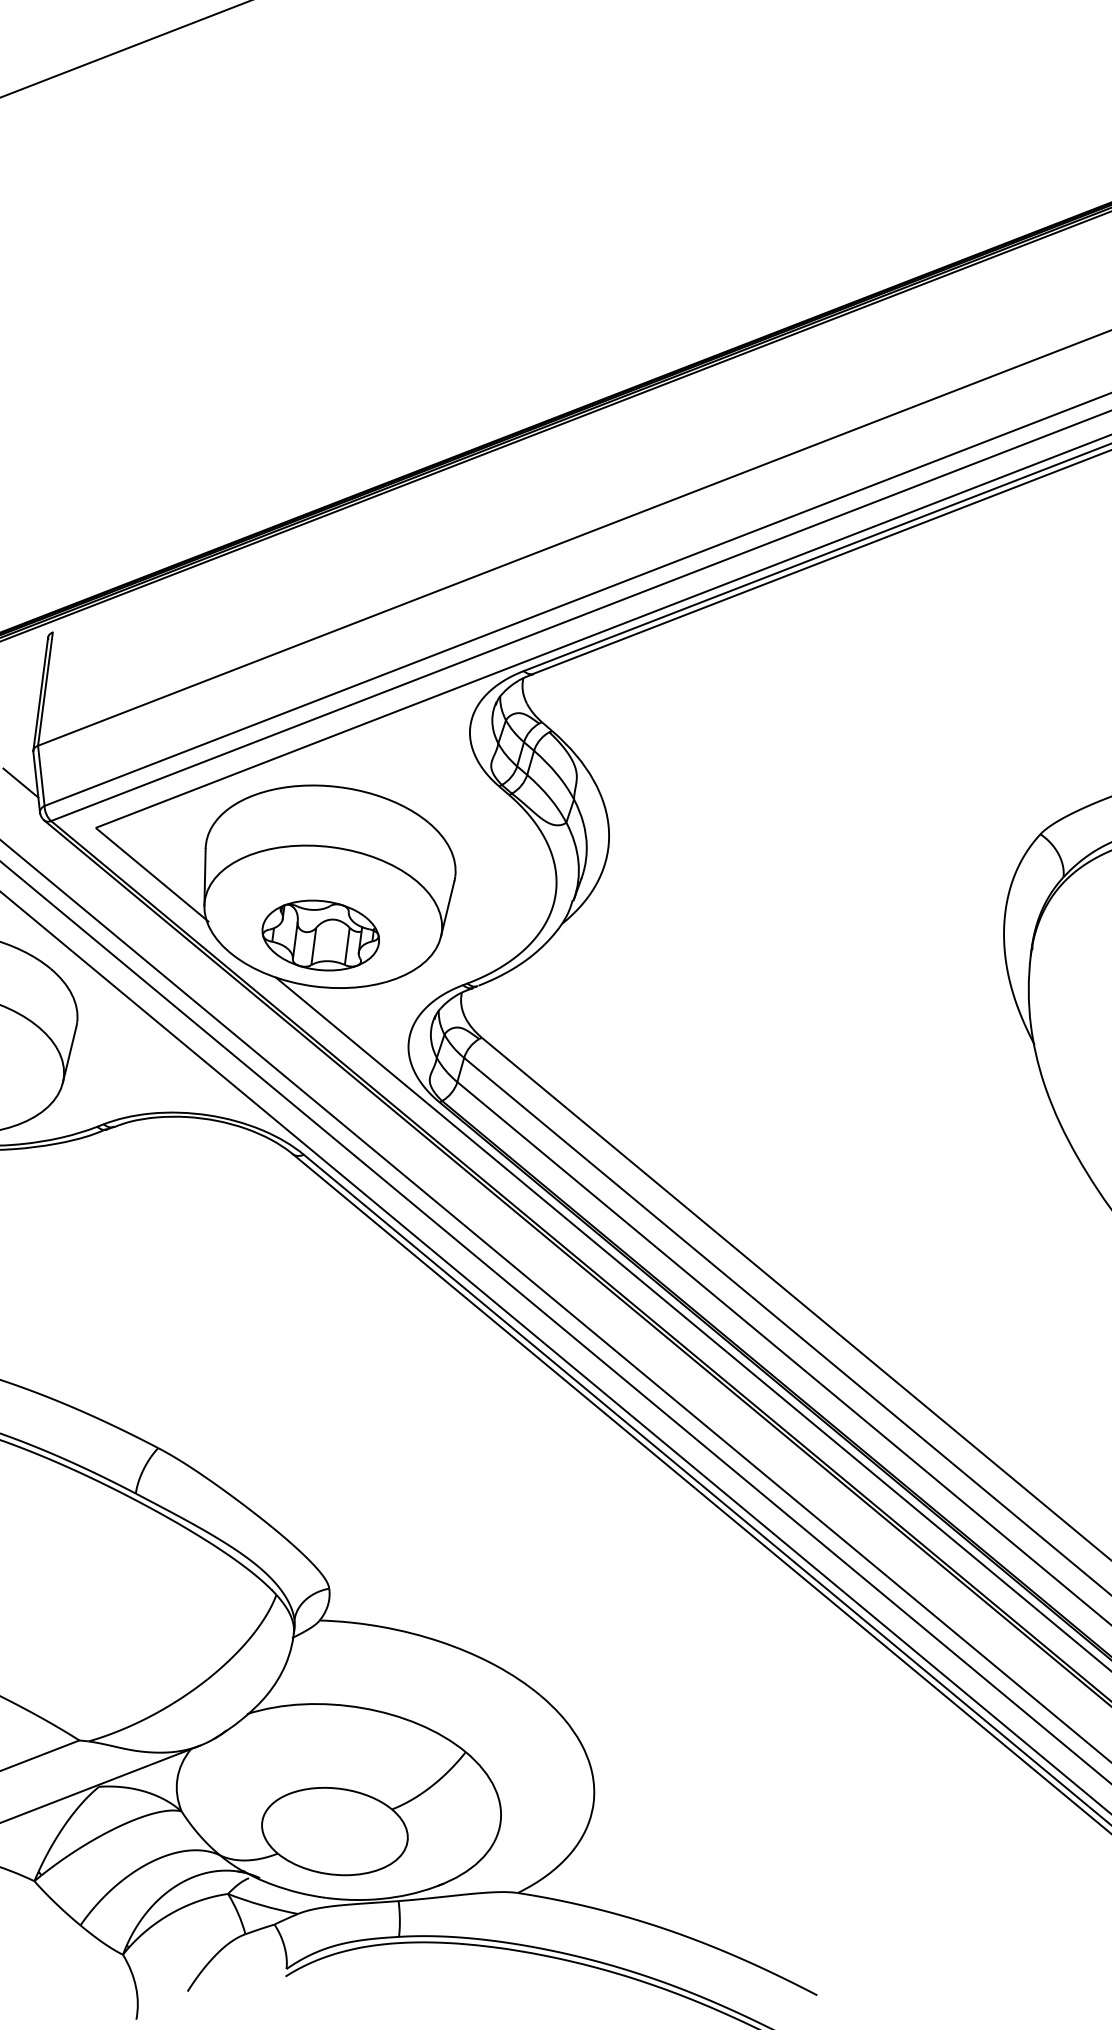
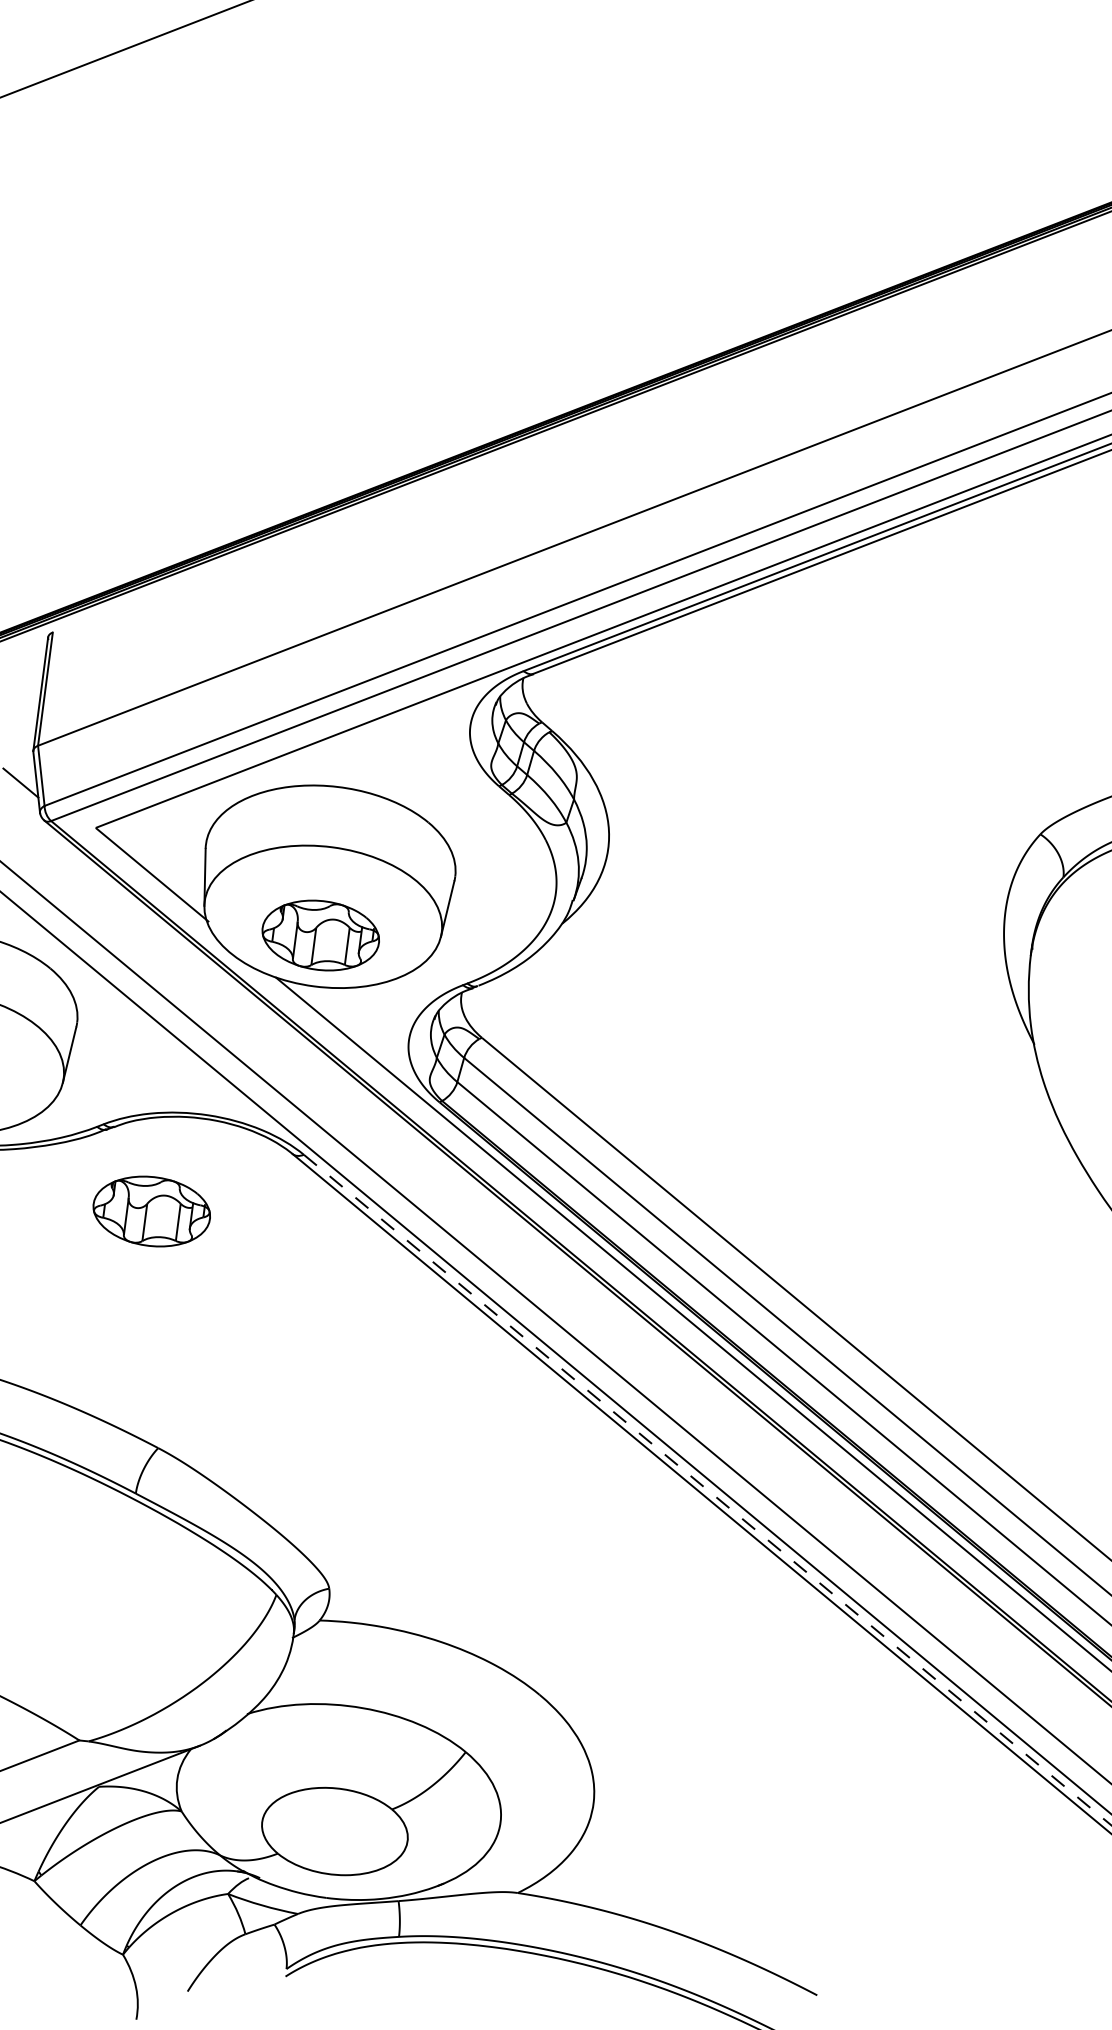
part: none -> present (151, 1211)
line: present -> none (555, 1300)
line: solid -> dashed (708, 1490)
